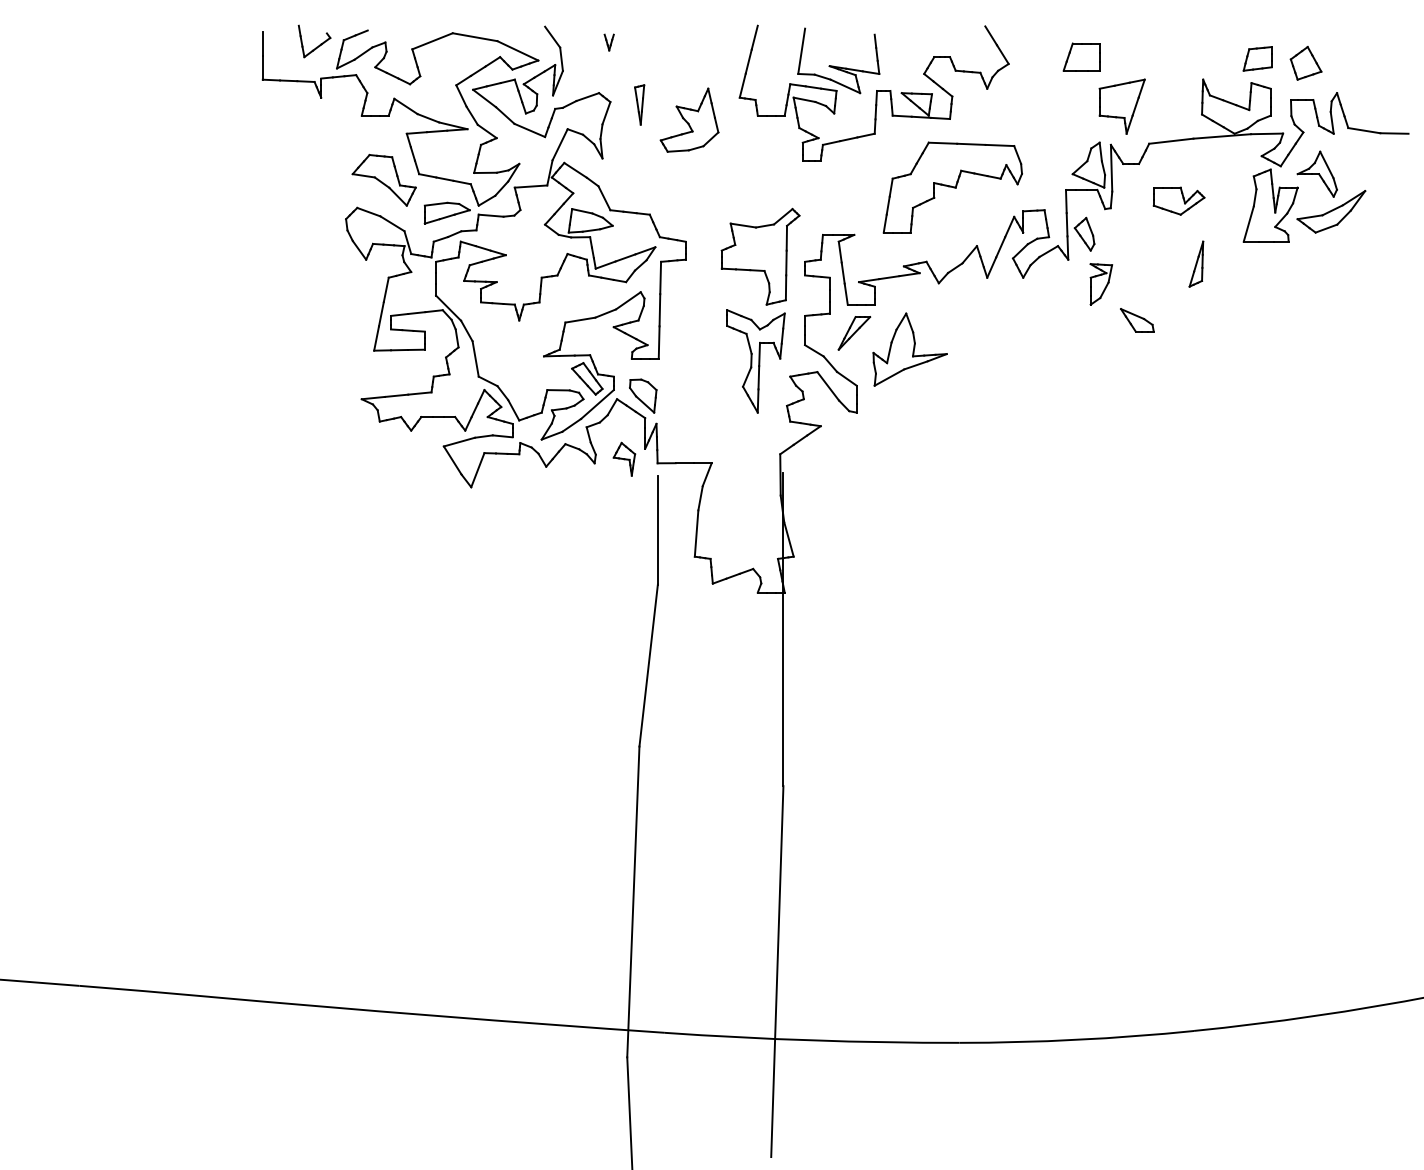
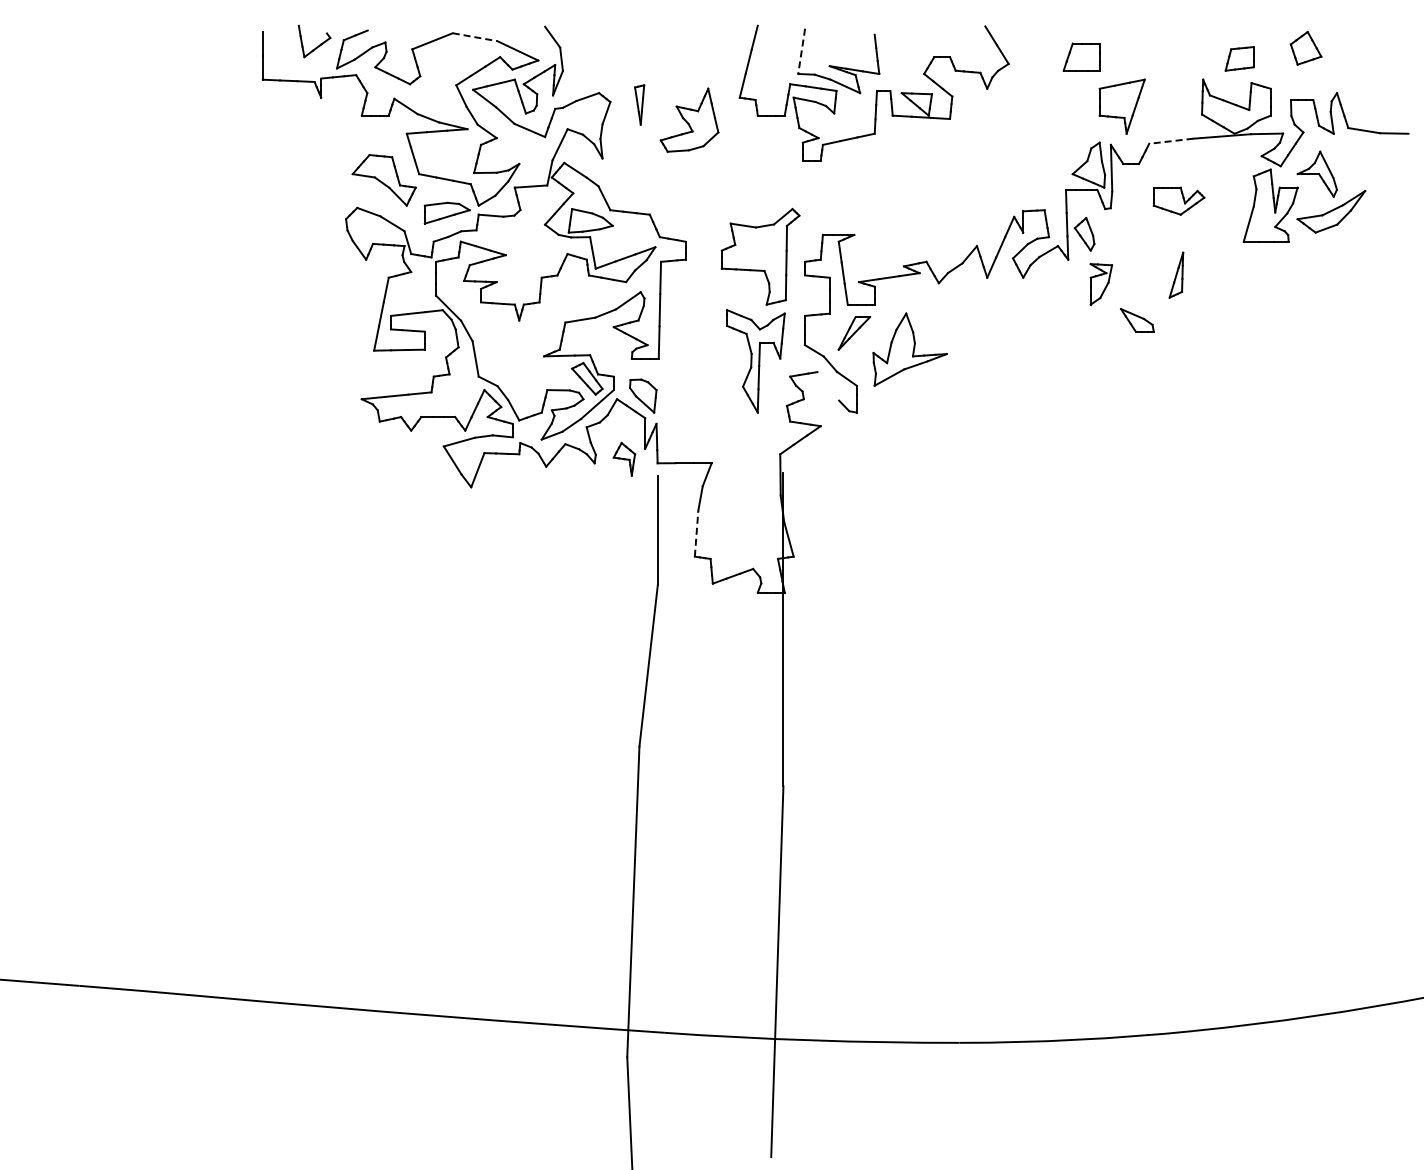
line: solid -> dashed (475, 37)
part: present -> none (608, 42)
line: solid -> dashed (801, 51)
part position: (1257, 58) -> (1239, 58) (1239, 58)
part position: (1305, 63) -> (1305, 48) (1305, 48)
line: solid -> dashed (1170, 141)
part: present -> none (952, 187)
part position: (1196, 263) -> (1176, 274) (1176, 274)
line: present -> none (828, 386)
line: solid -> dashed (696, 533)
